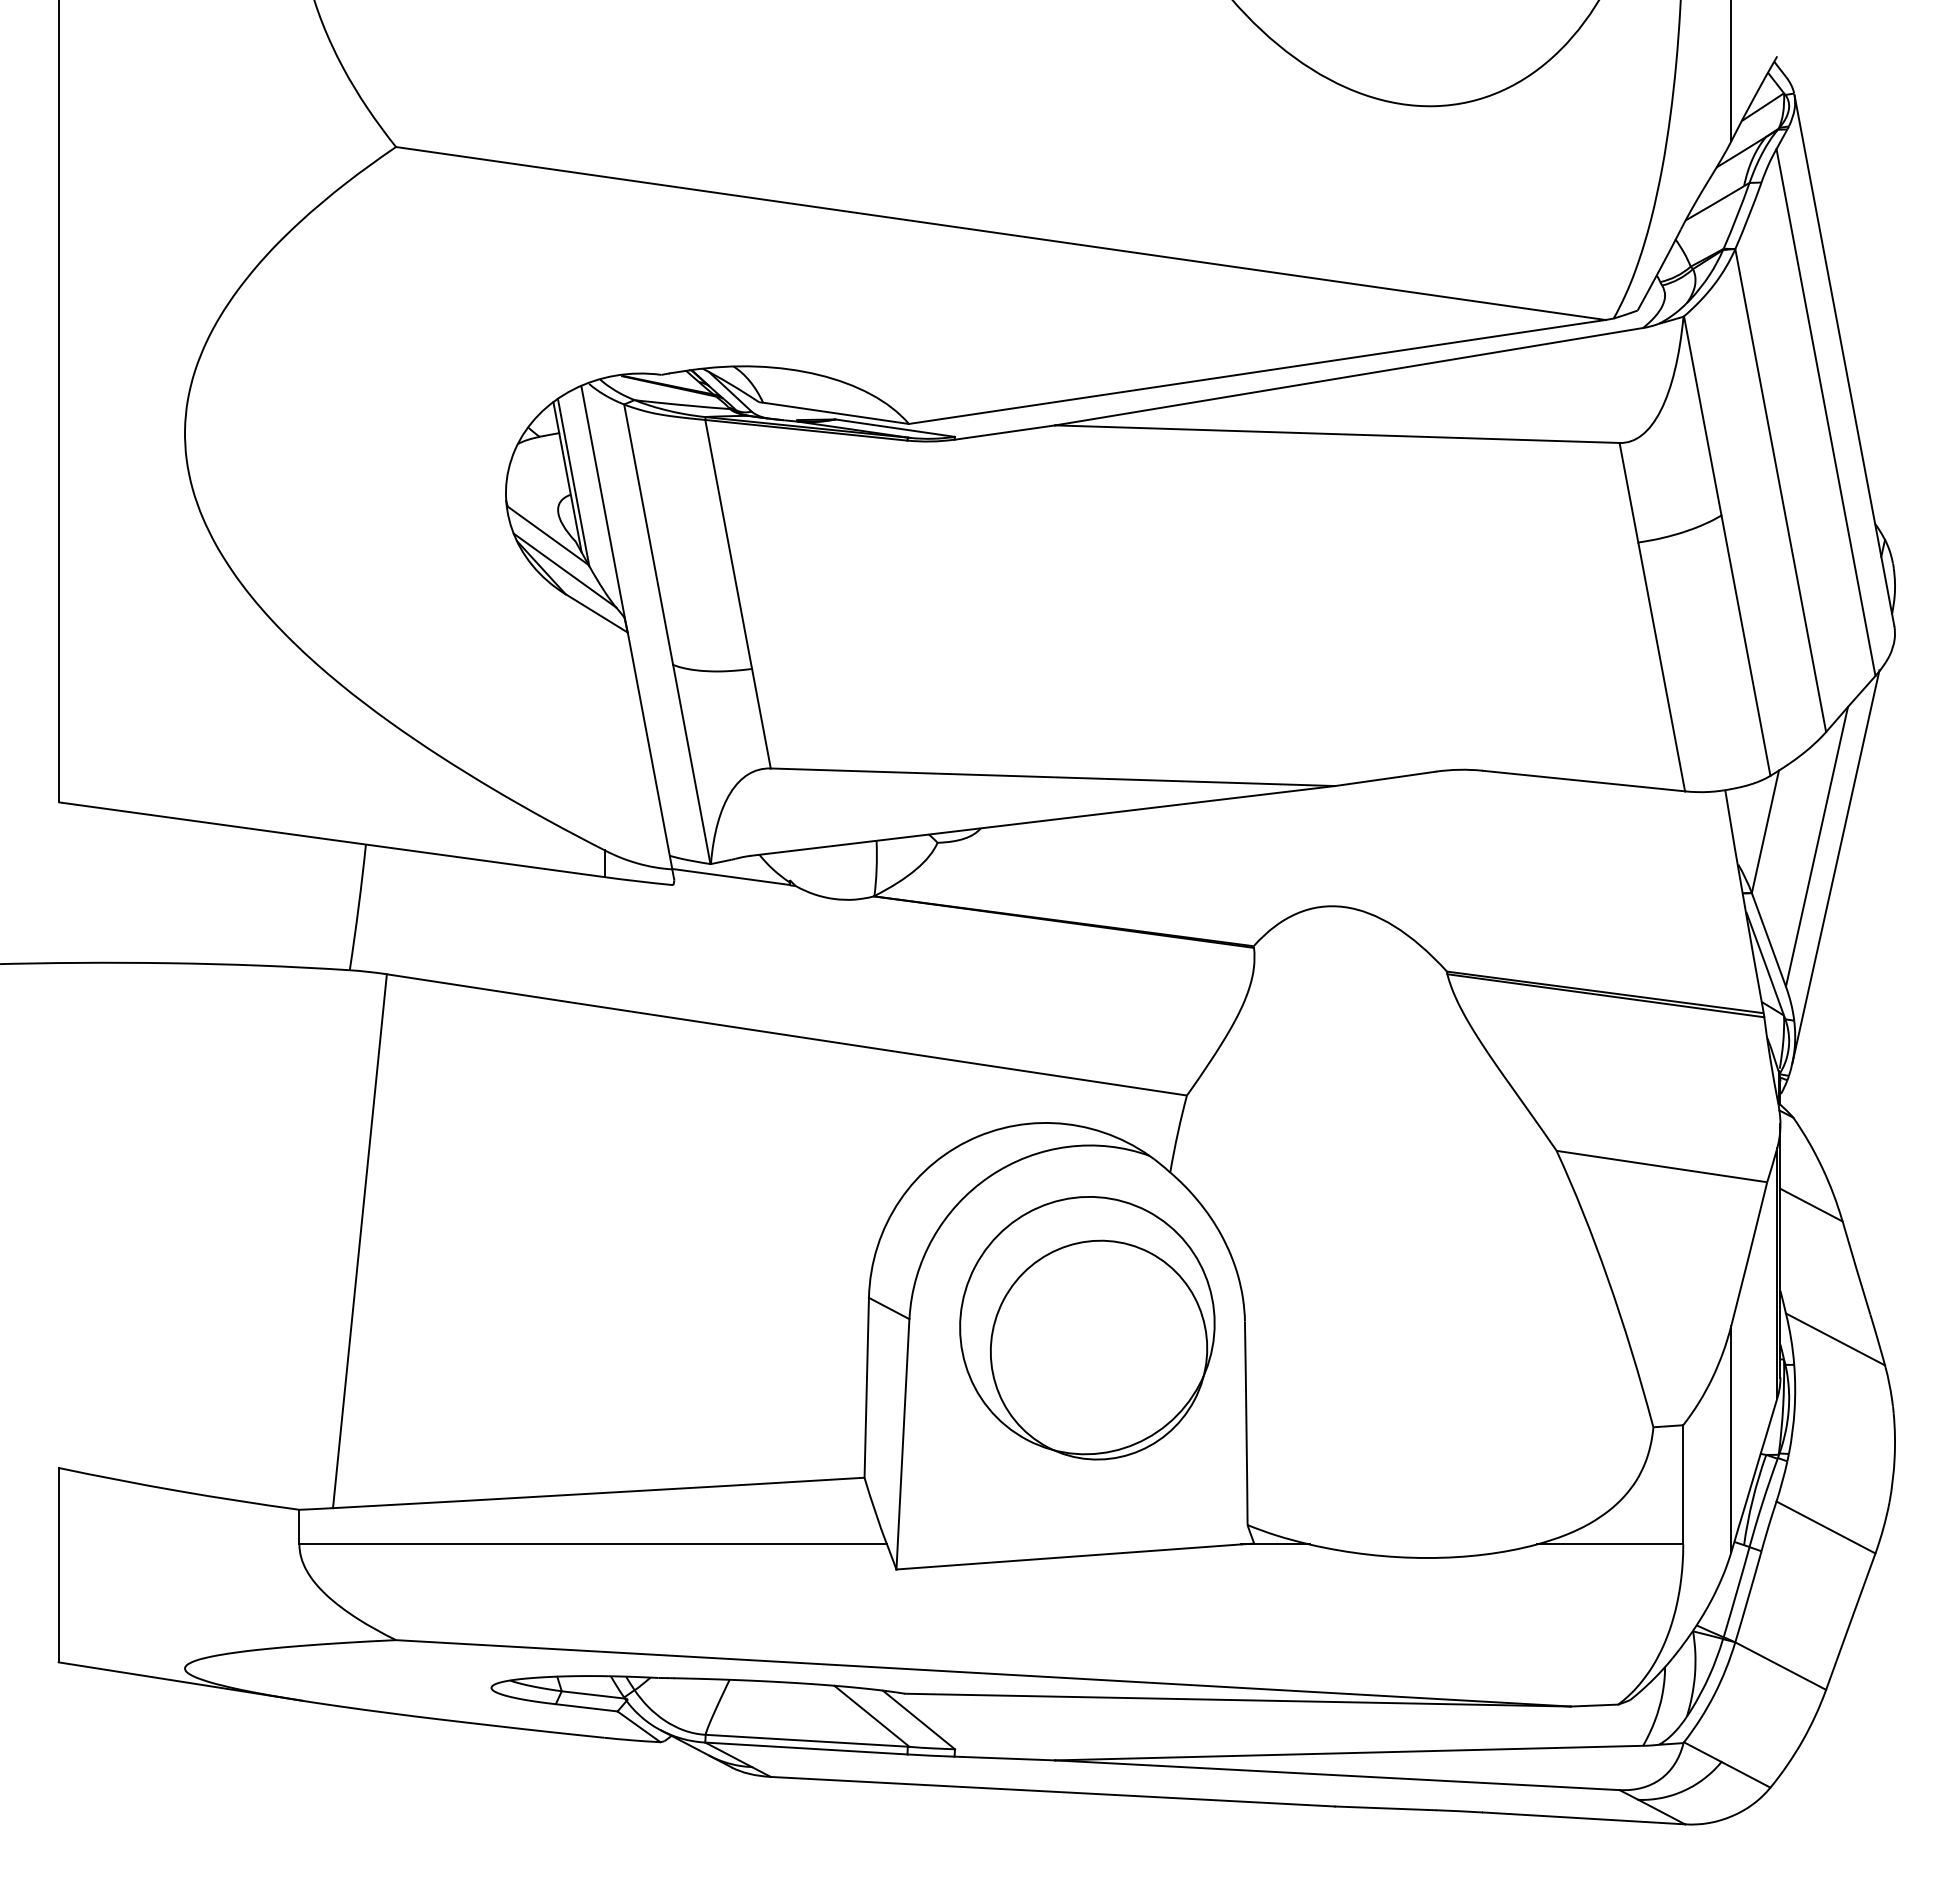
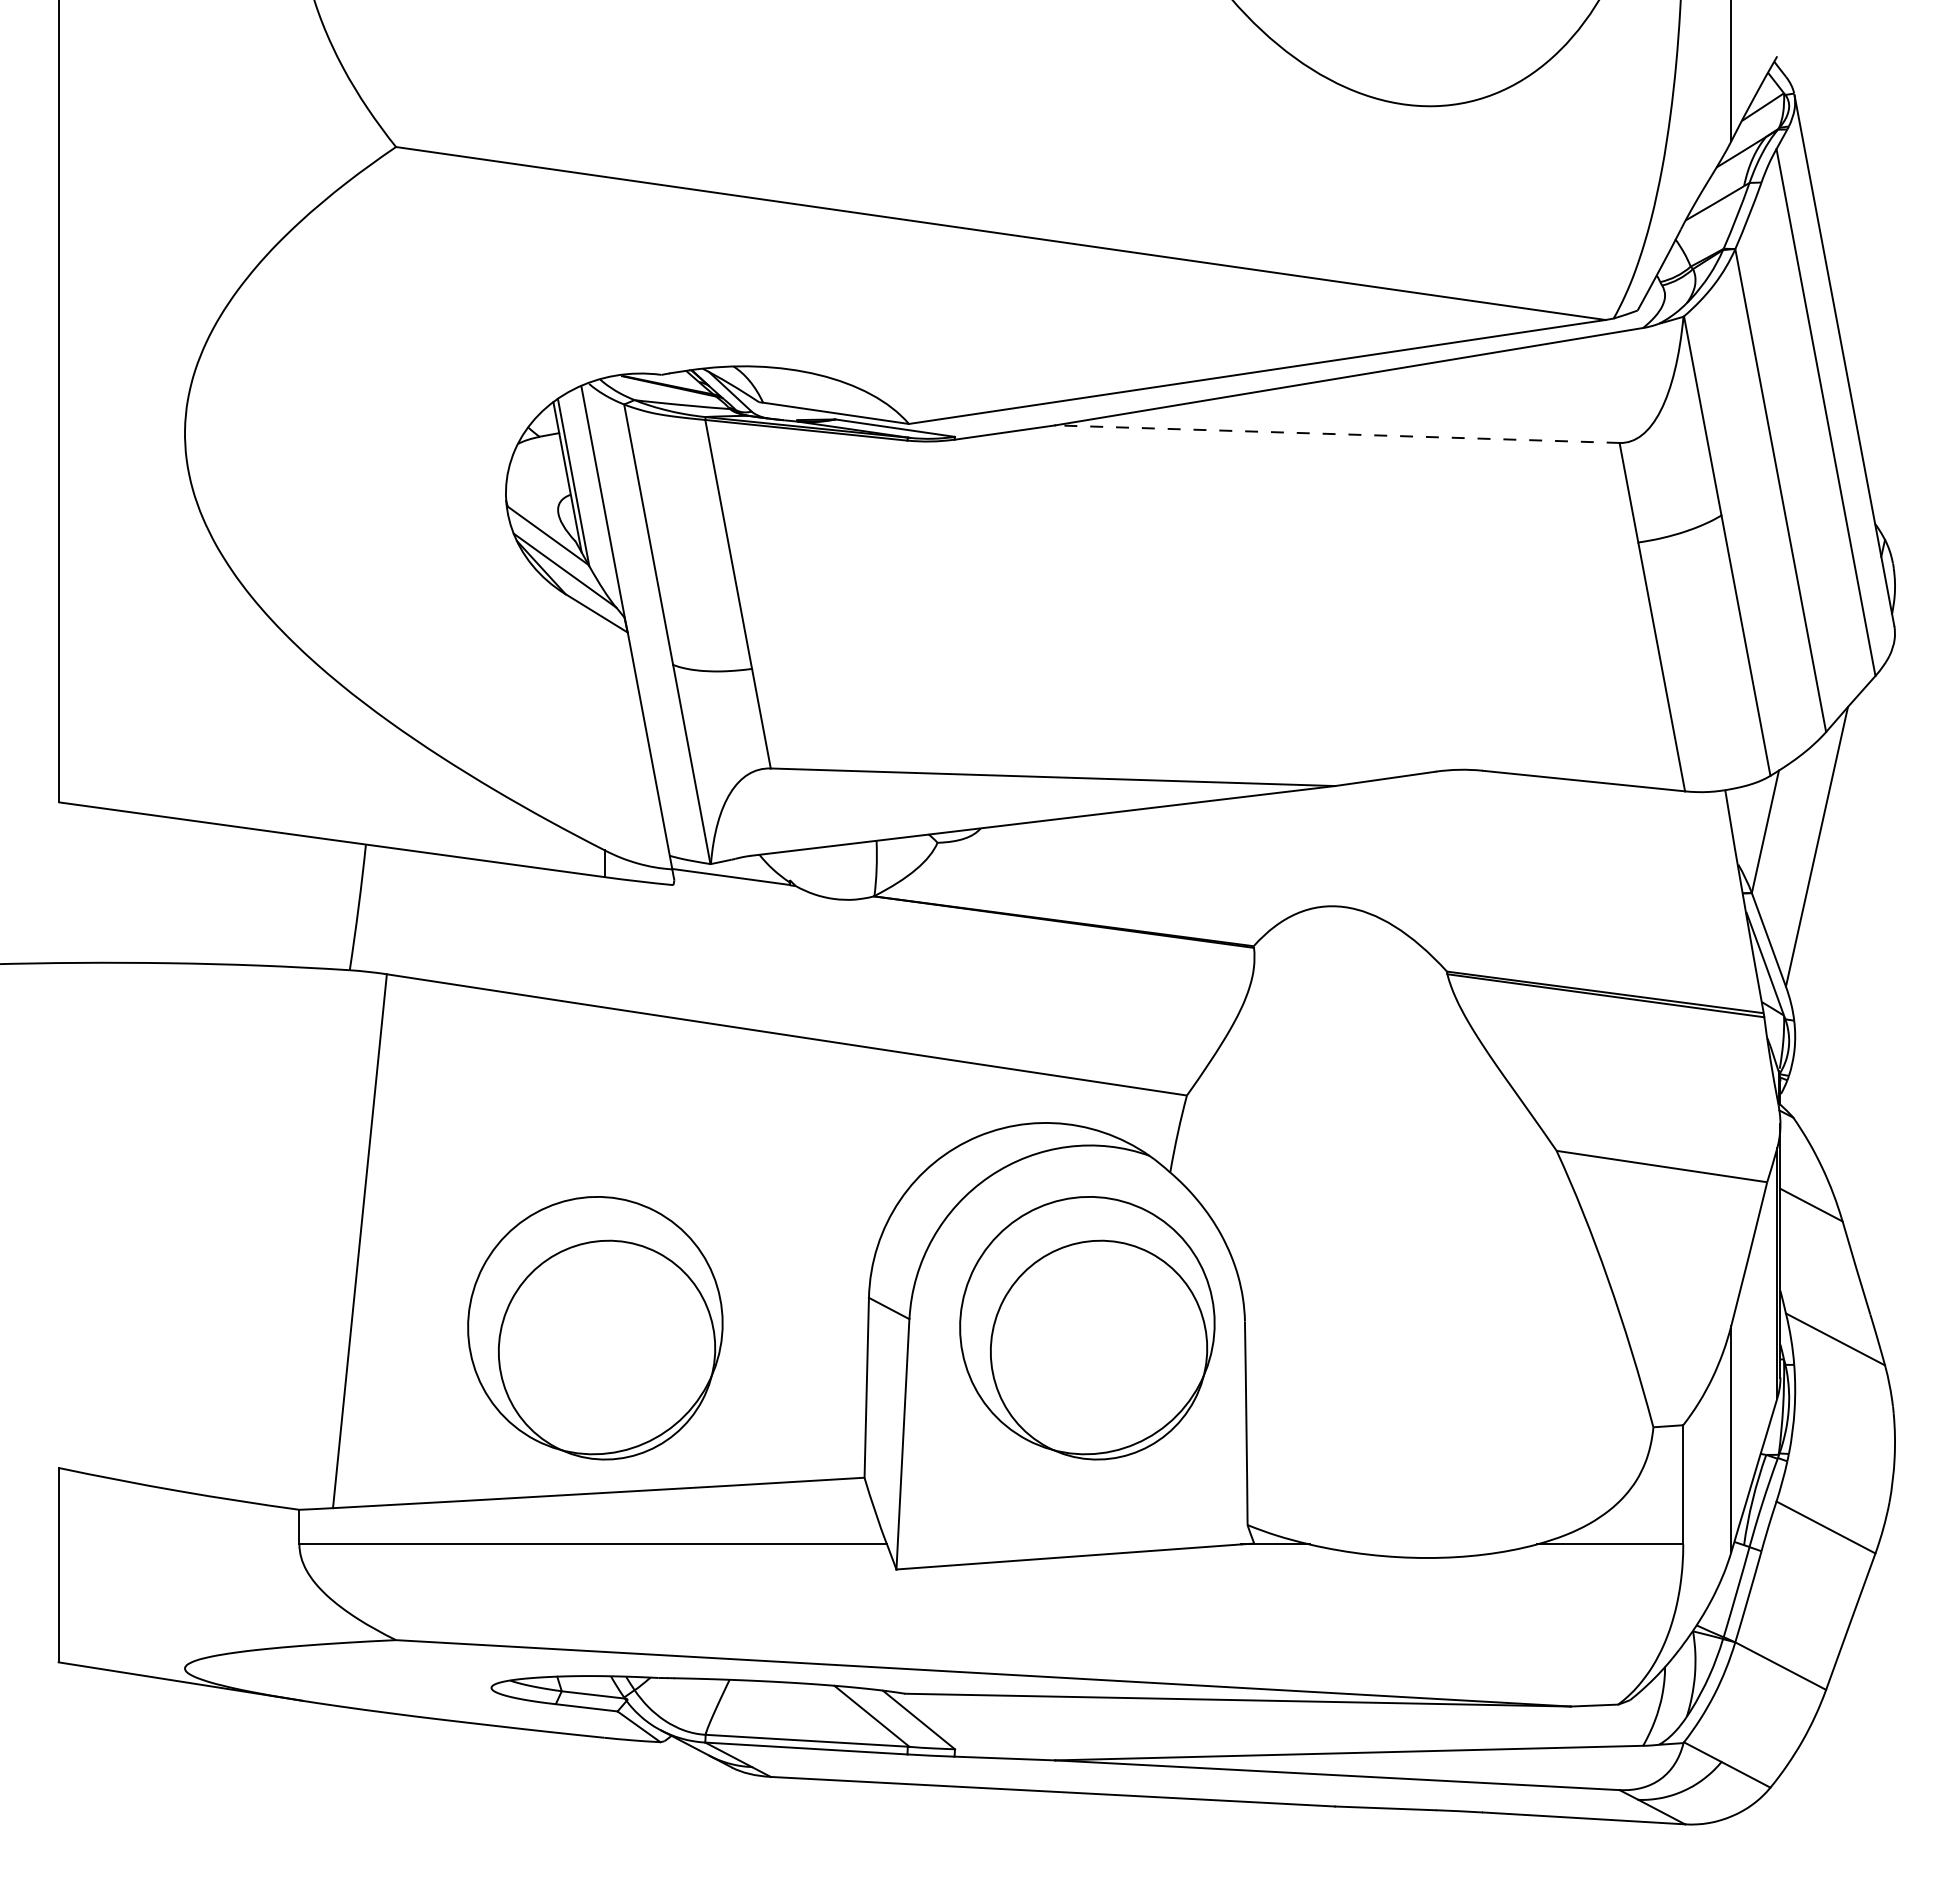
line: solid -> dashed (1336, 434)
line: present -> none (1835, 866)
part: none -> present (595, 1328)
